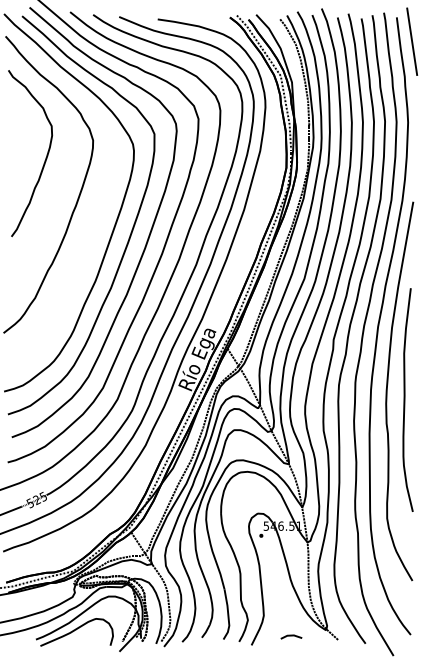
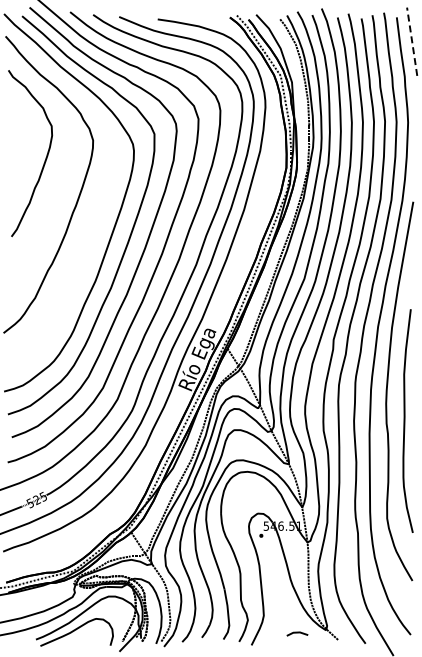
line: solid -> dashed (412, 41)
curve position: (405, 399) -> (405, 420) (405, 420)
line position: (291, 636) -> (297, 633) (297, 633)
